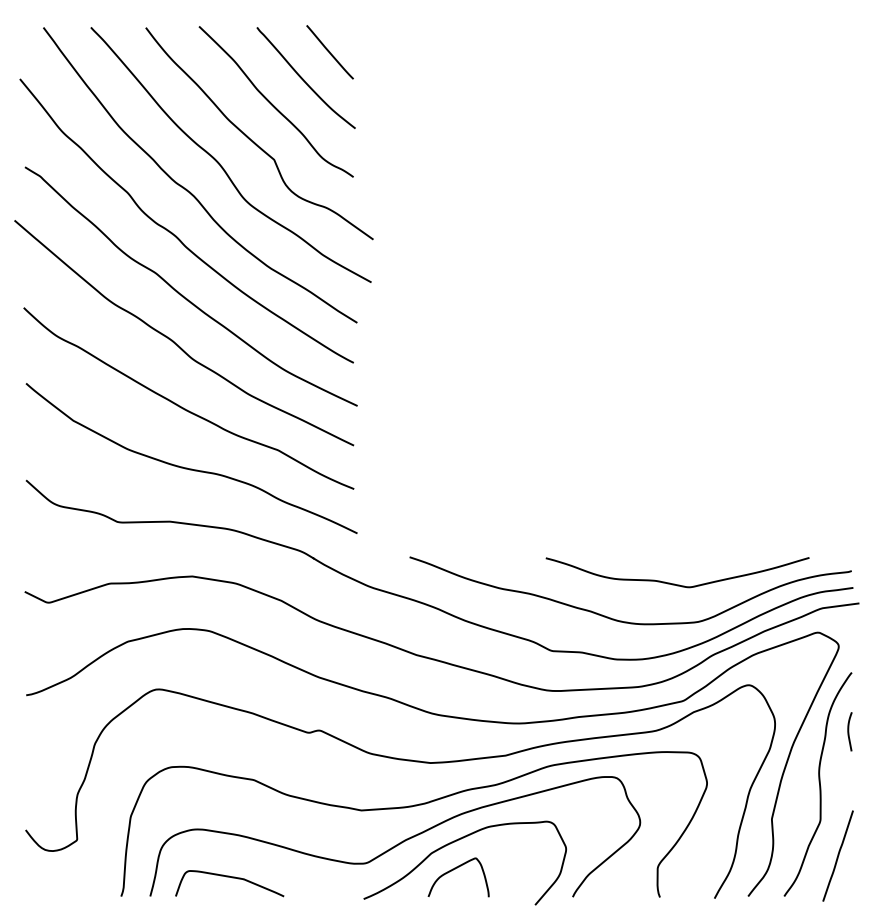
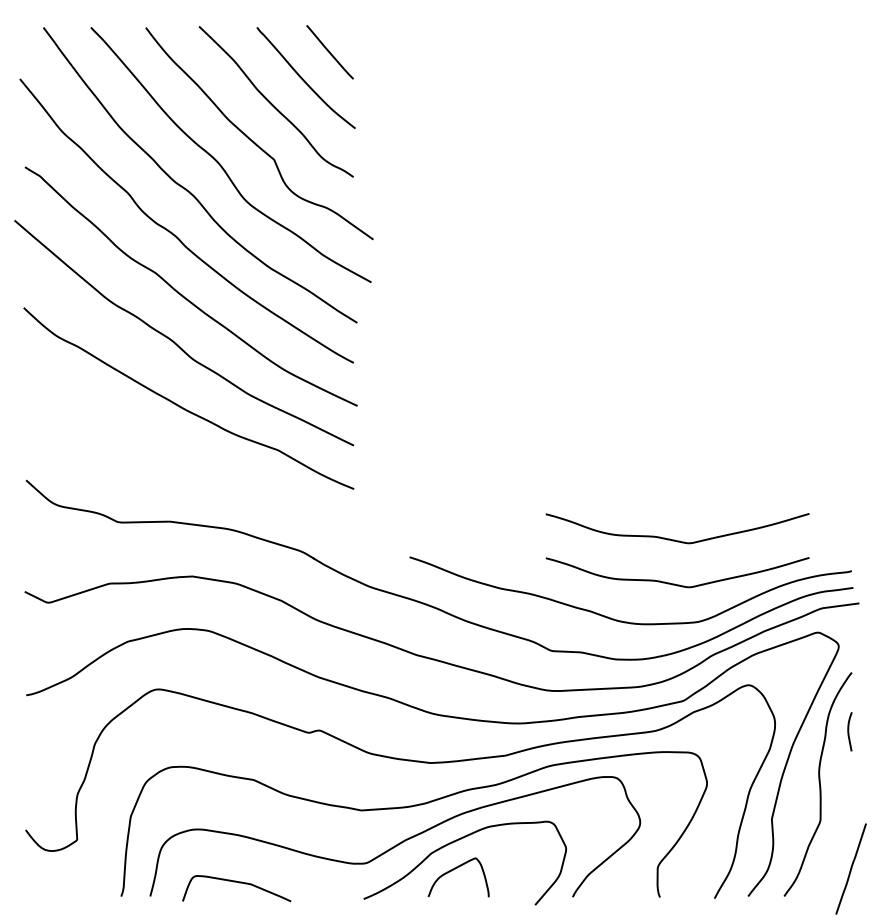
curve: present -> none (187, 467)
curve: none -> present (674, 539)
line position: (837, 855) -> (850, 868) (850, 868)
curve position: (232, 878) -> (239, 883) (239, 883)
